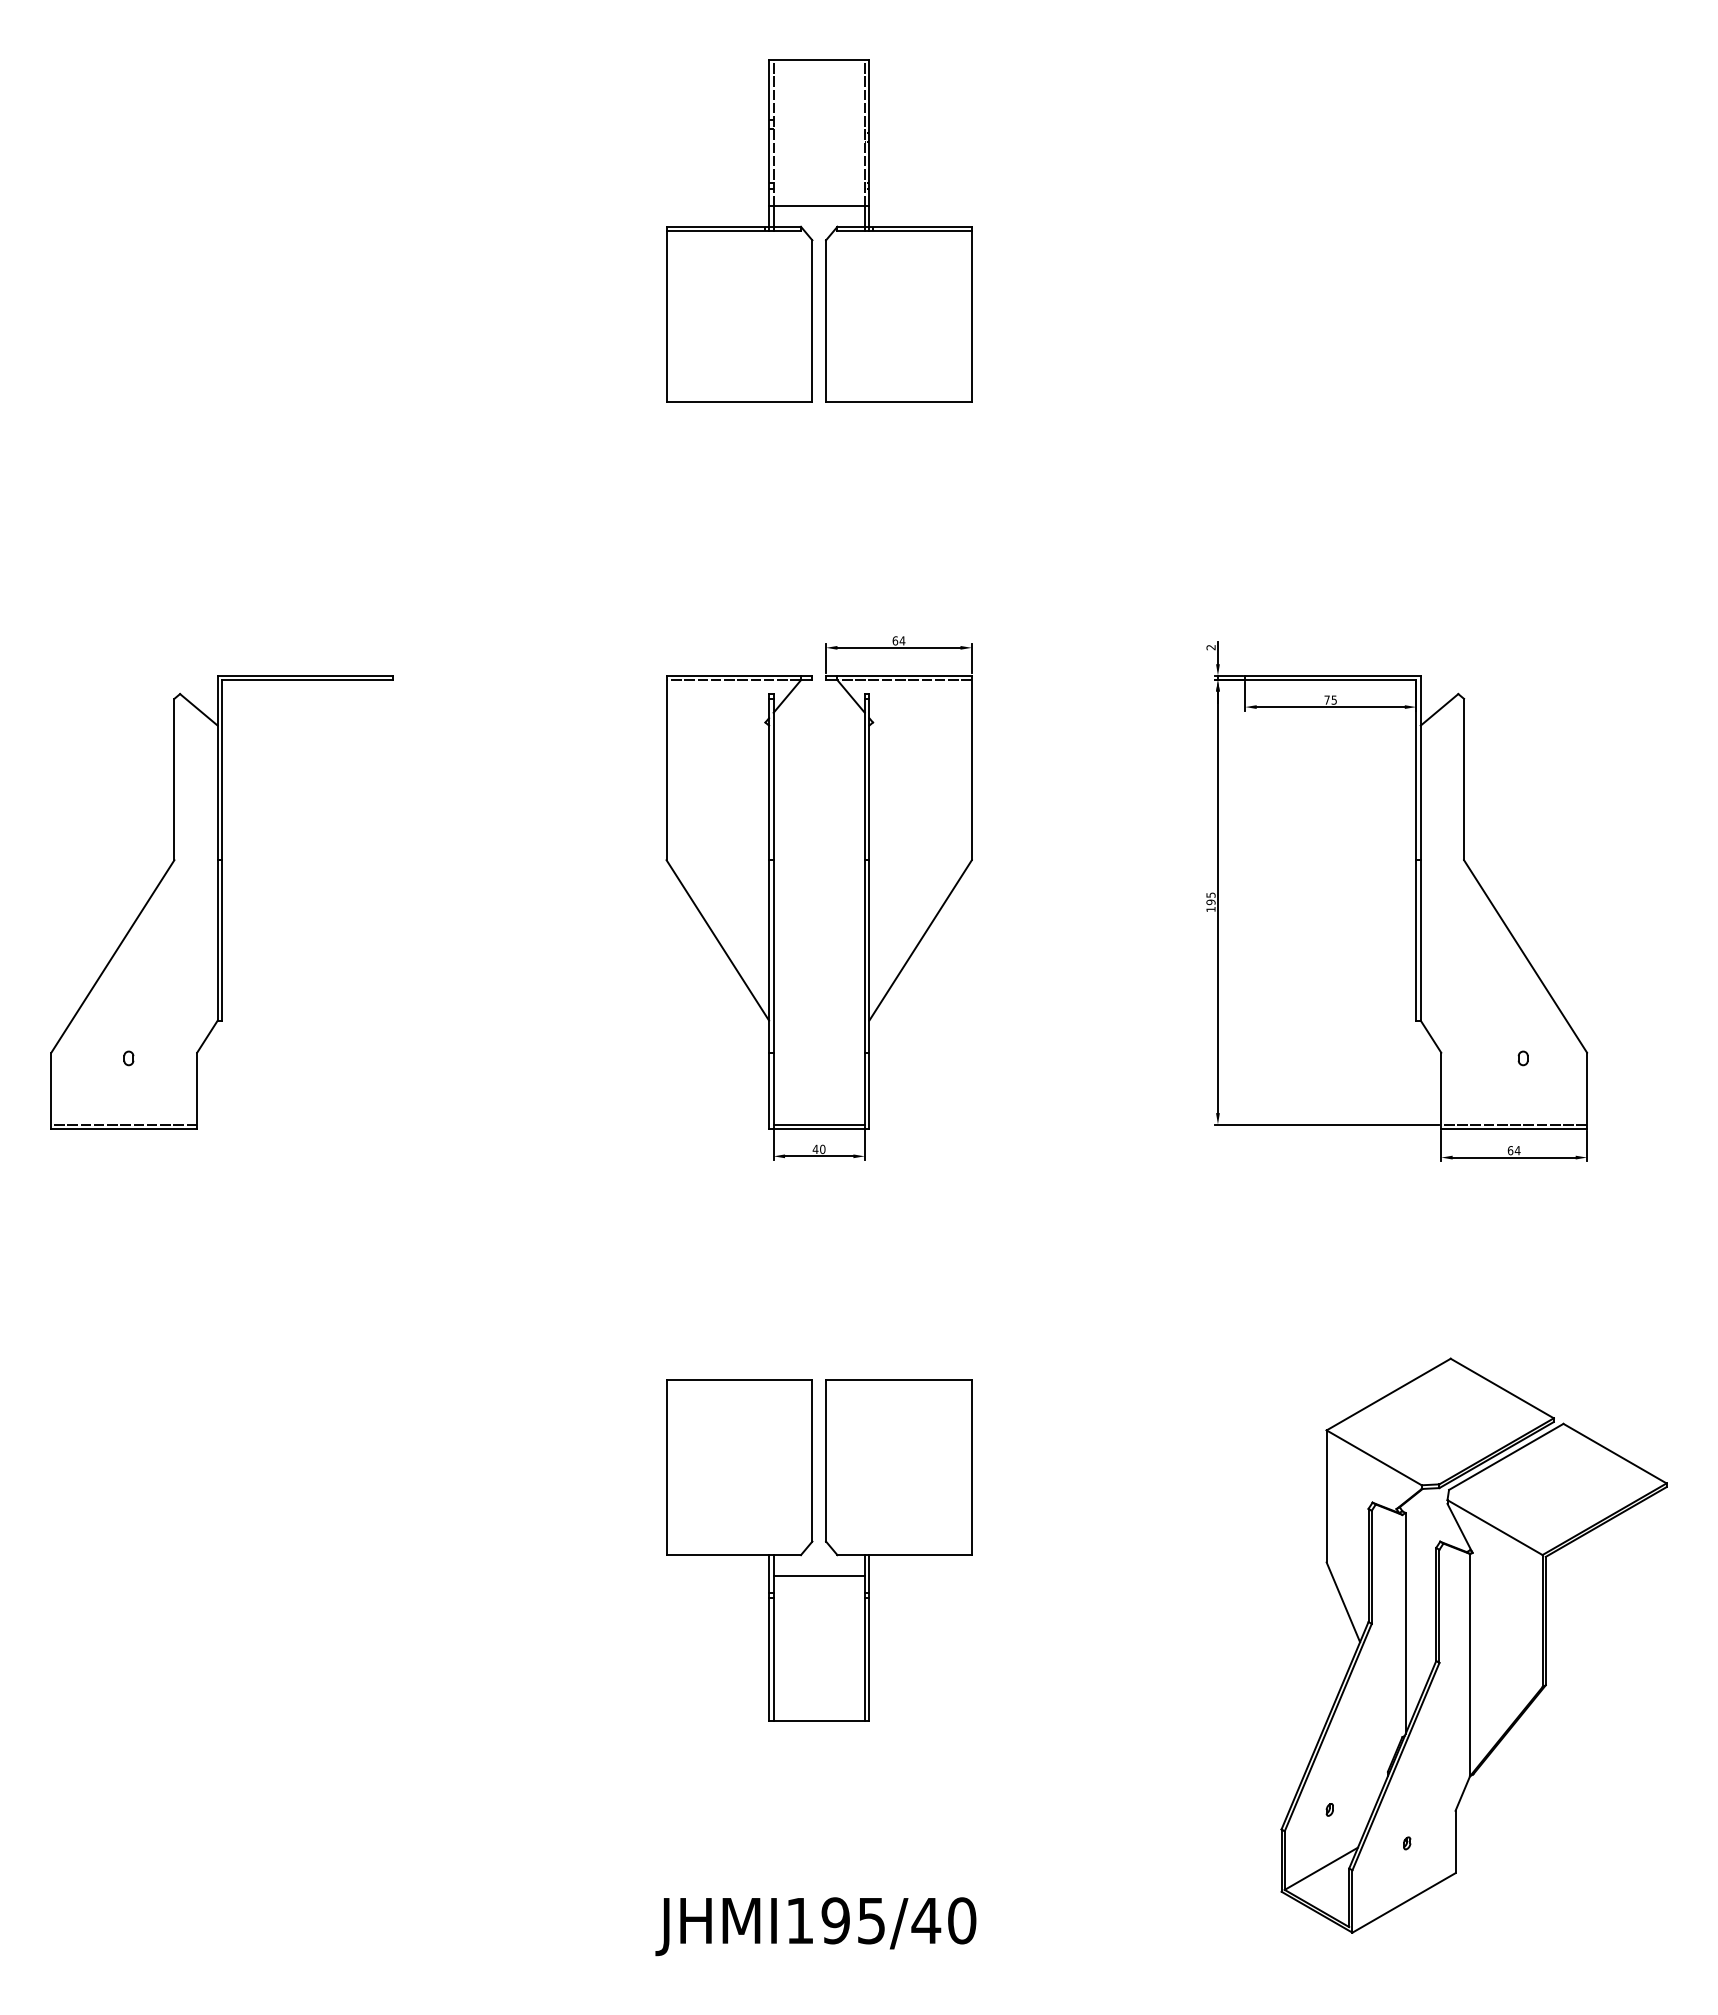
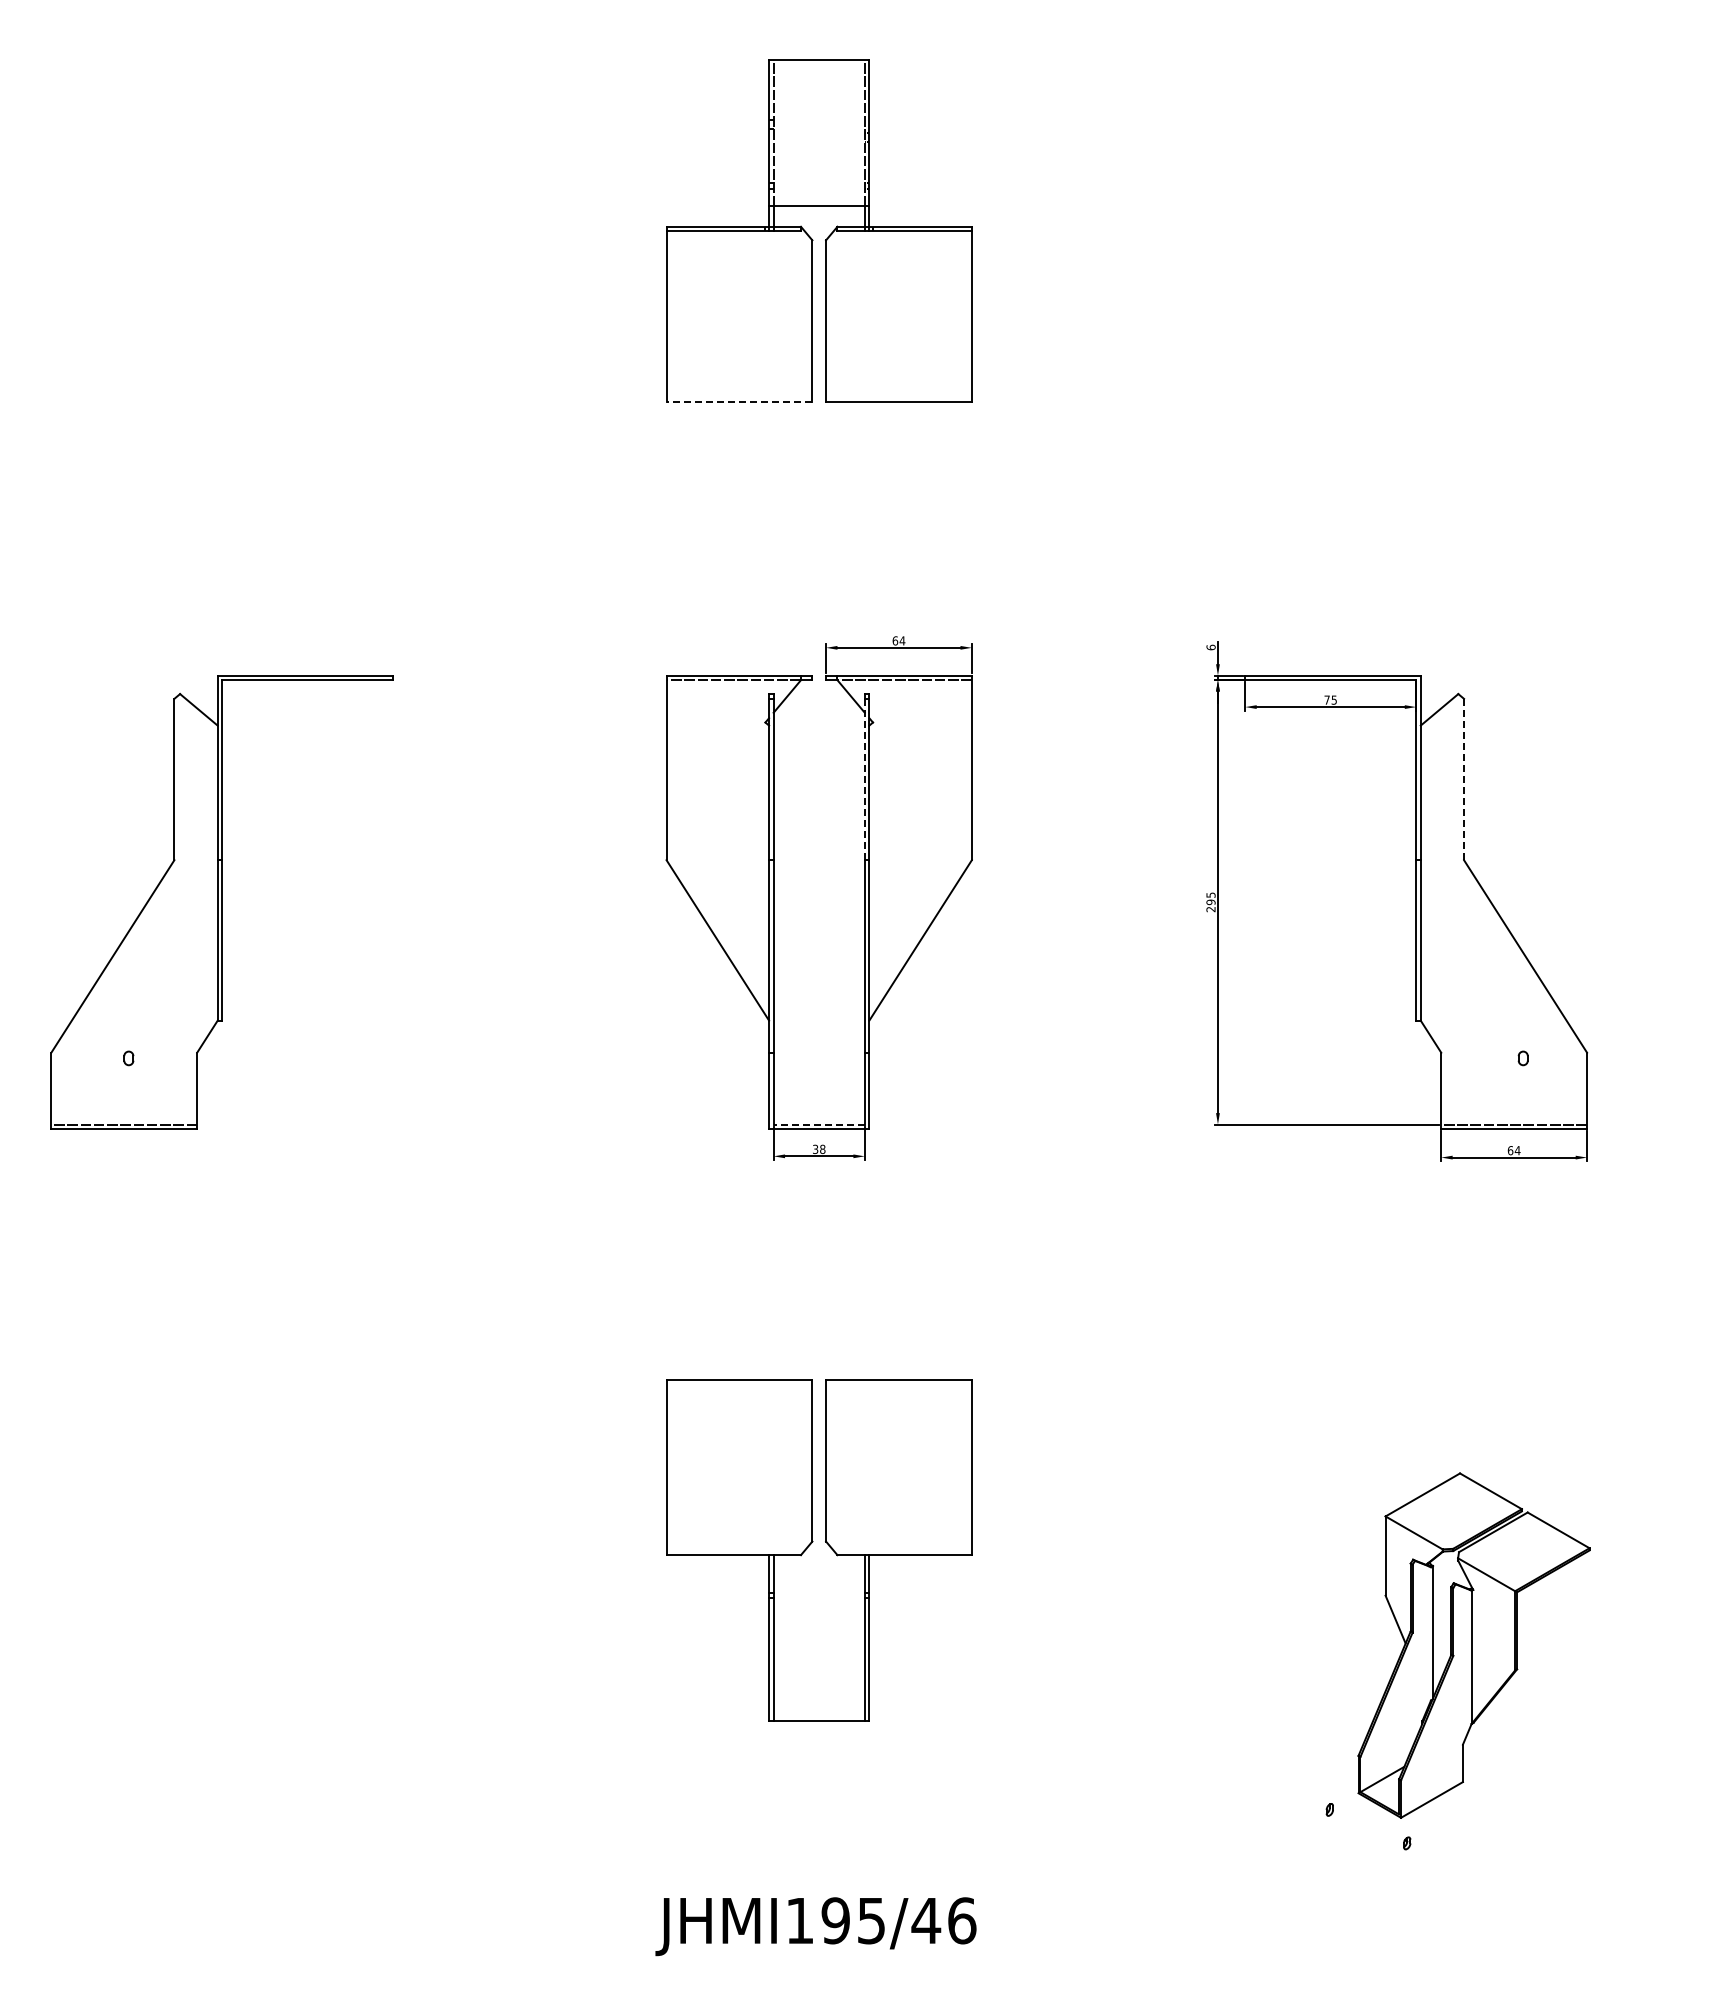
line: solid -> dashed (739, 402)
text: 2 -> 6 (1210, 647)
line: solid -> dashed (864, 779)
line: solid -> dashed (1464, 779)
text: 195 -> 295 (1210, 909)
line: solid -> dashed (819, 1124)
text: 40 -> 38 (818, 1148)
line: present -> none (818, 1575)
part size: 388x577 px -> 234x347 px (1473, 1645)
text: JHMI195/40 -> JHMI195/46 (962, 1920)
